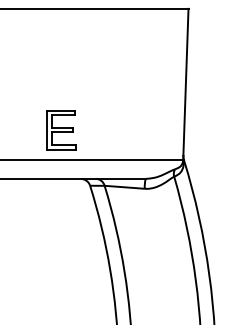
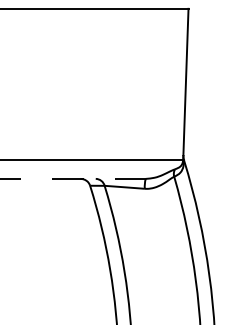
part: present -> none (61, 130)
line: solid -> dashed (72, 178)
